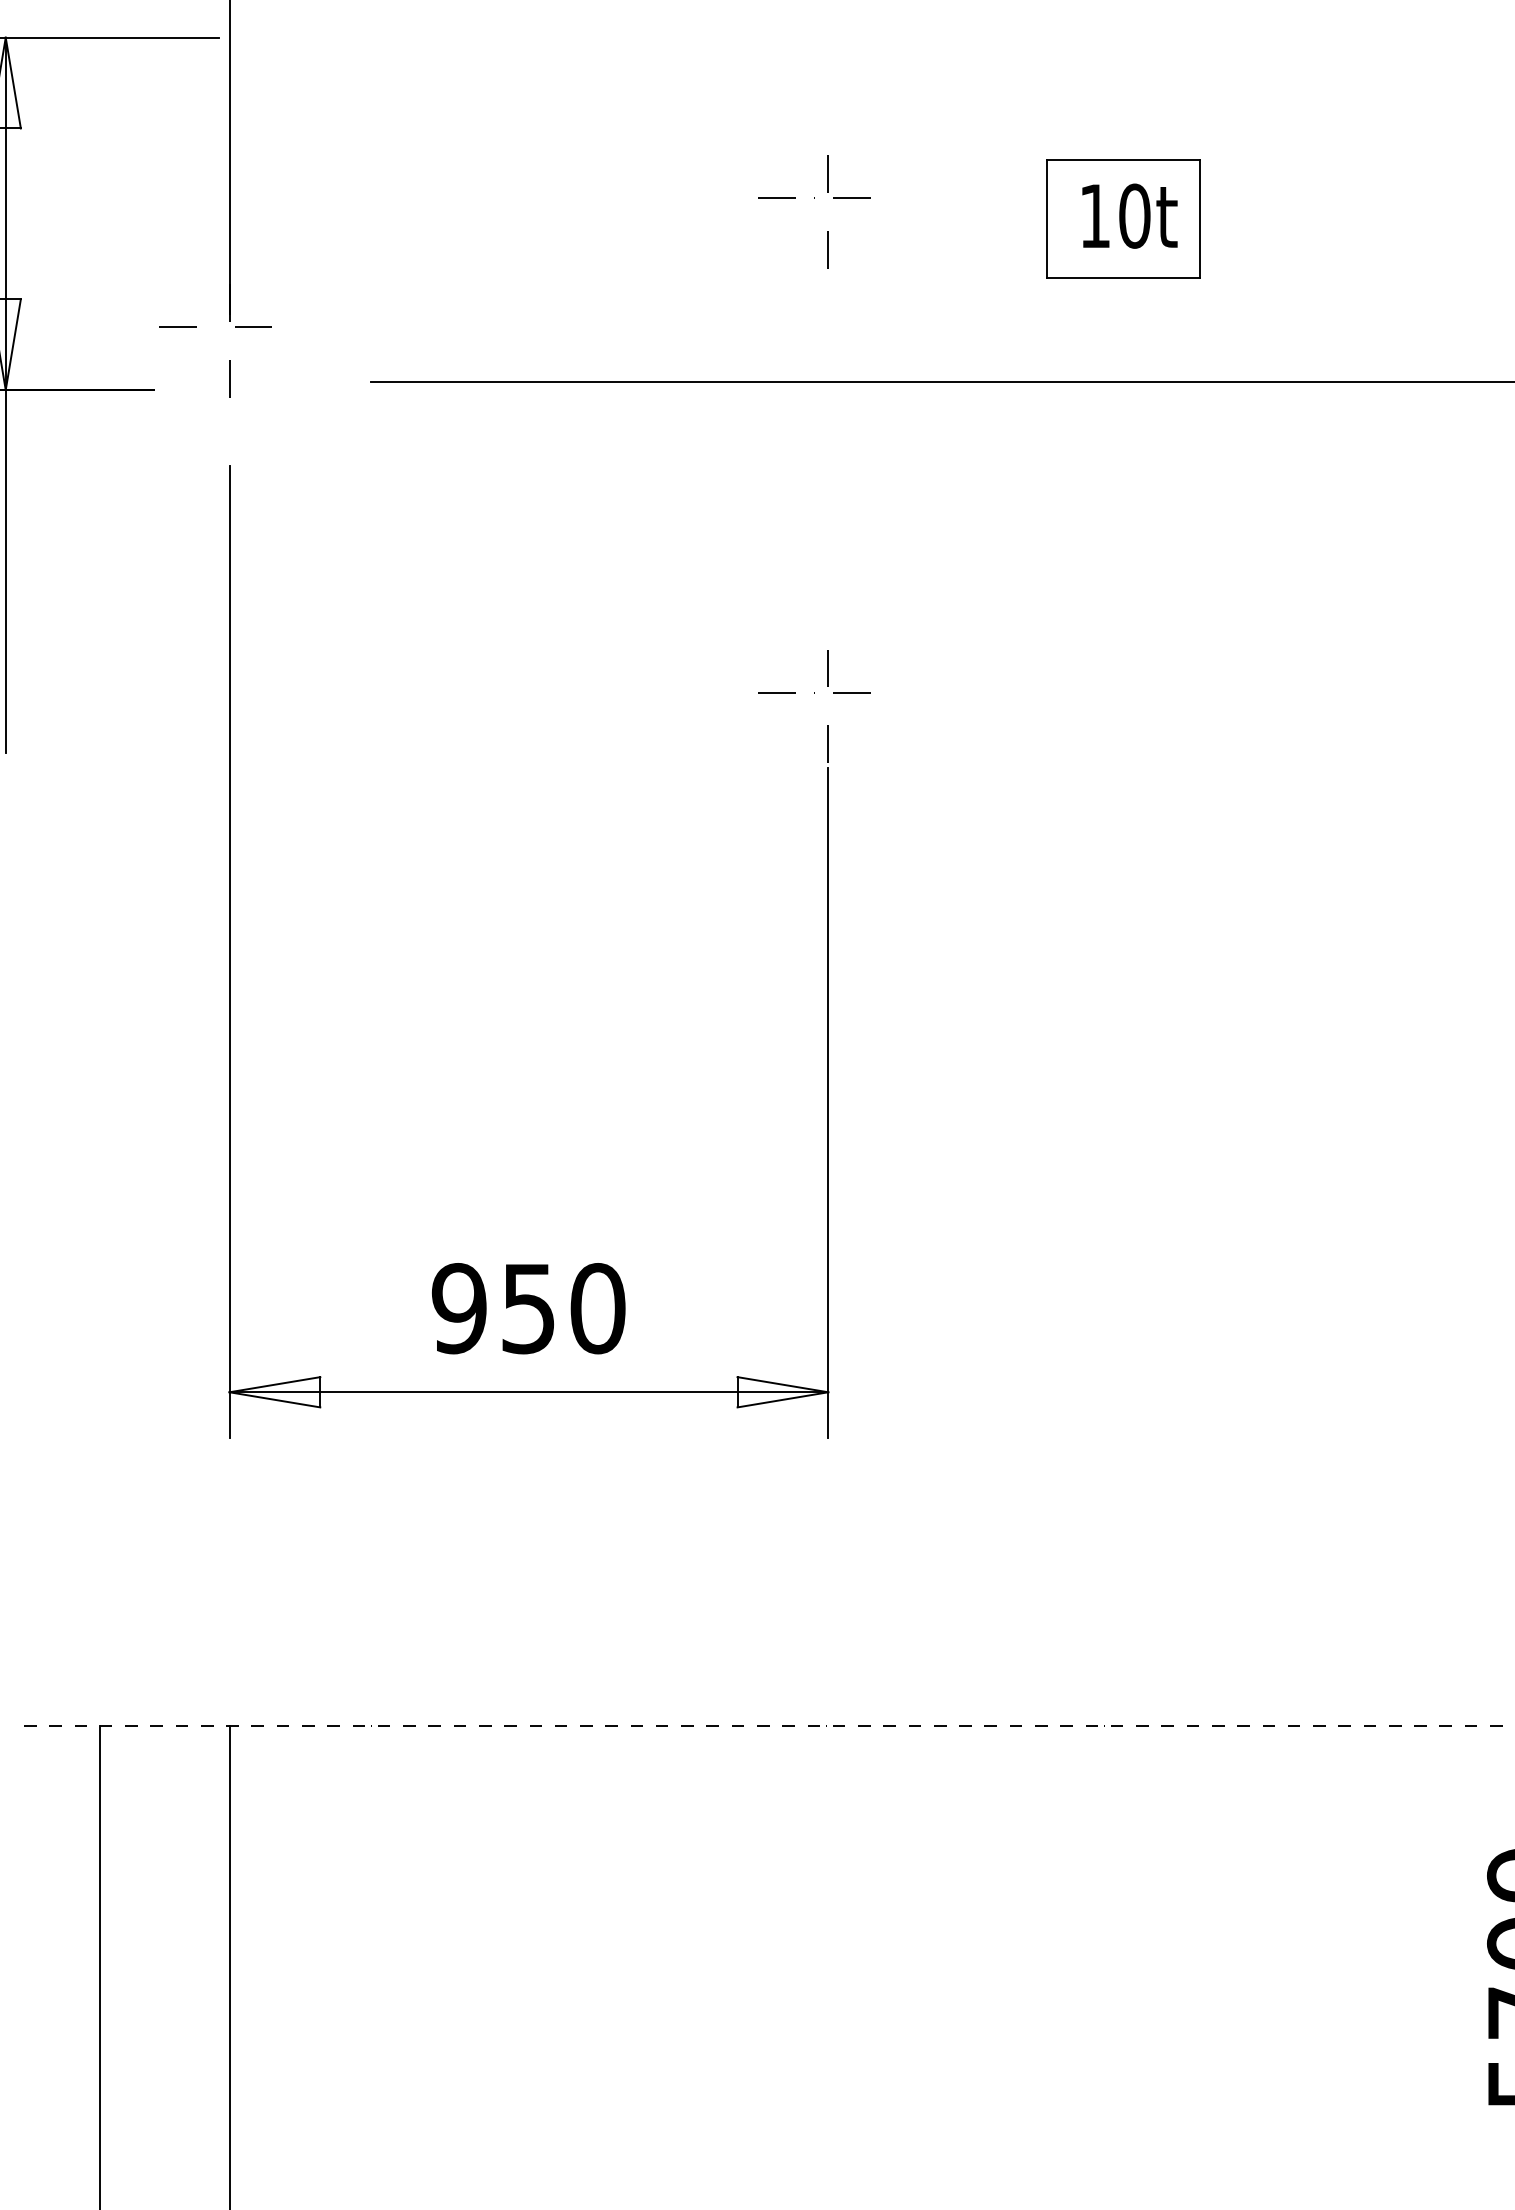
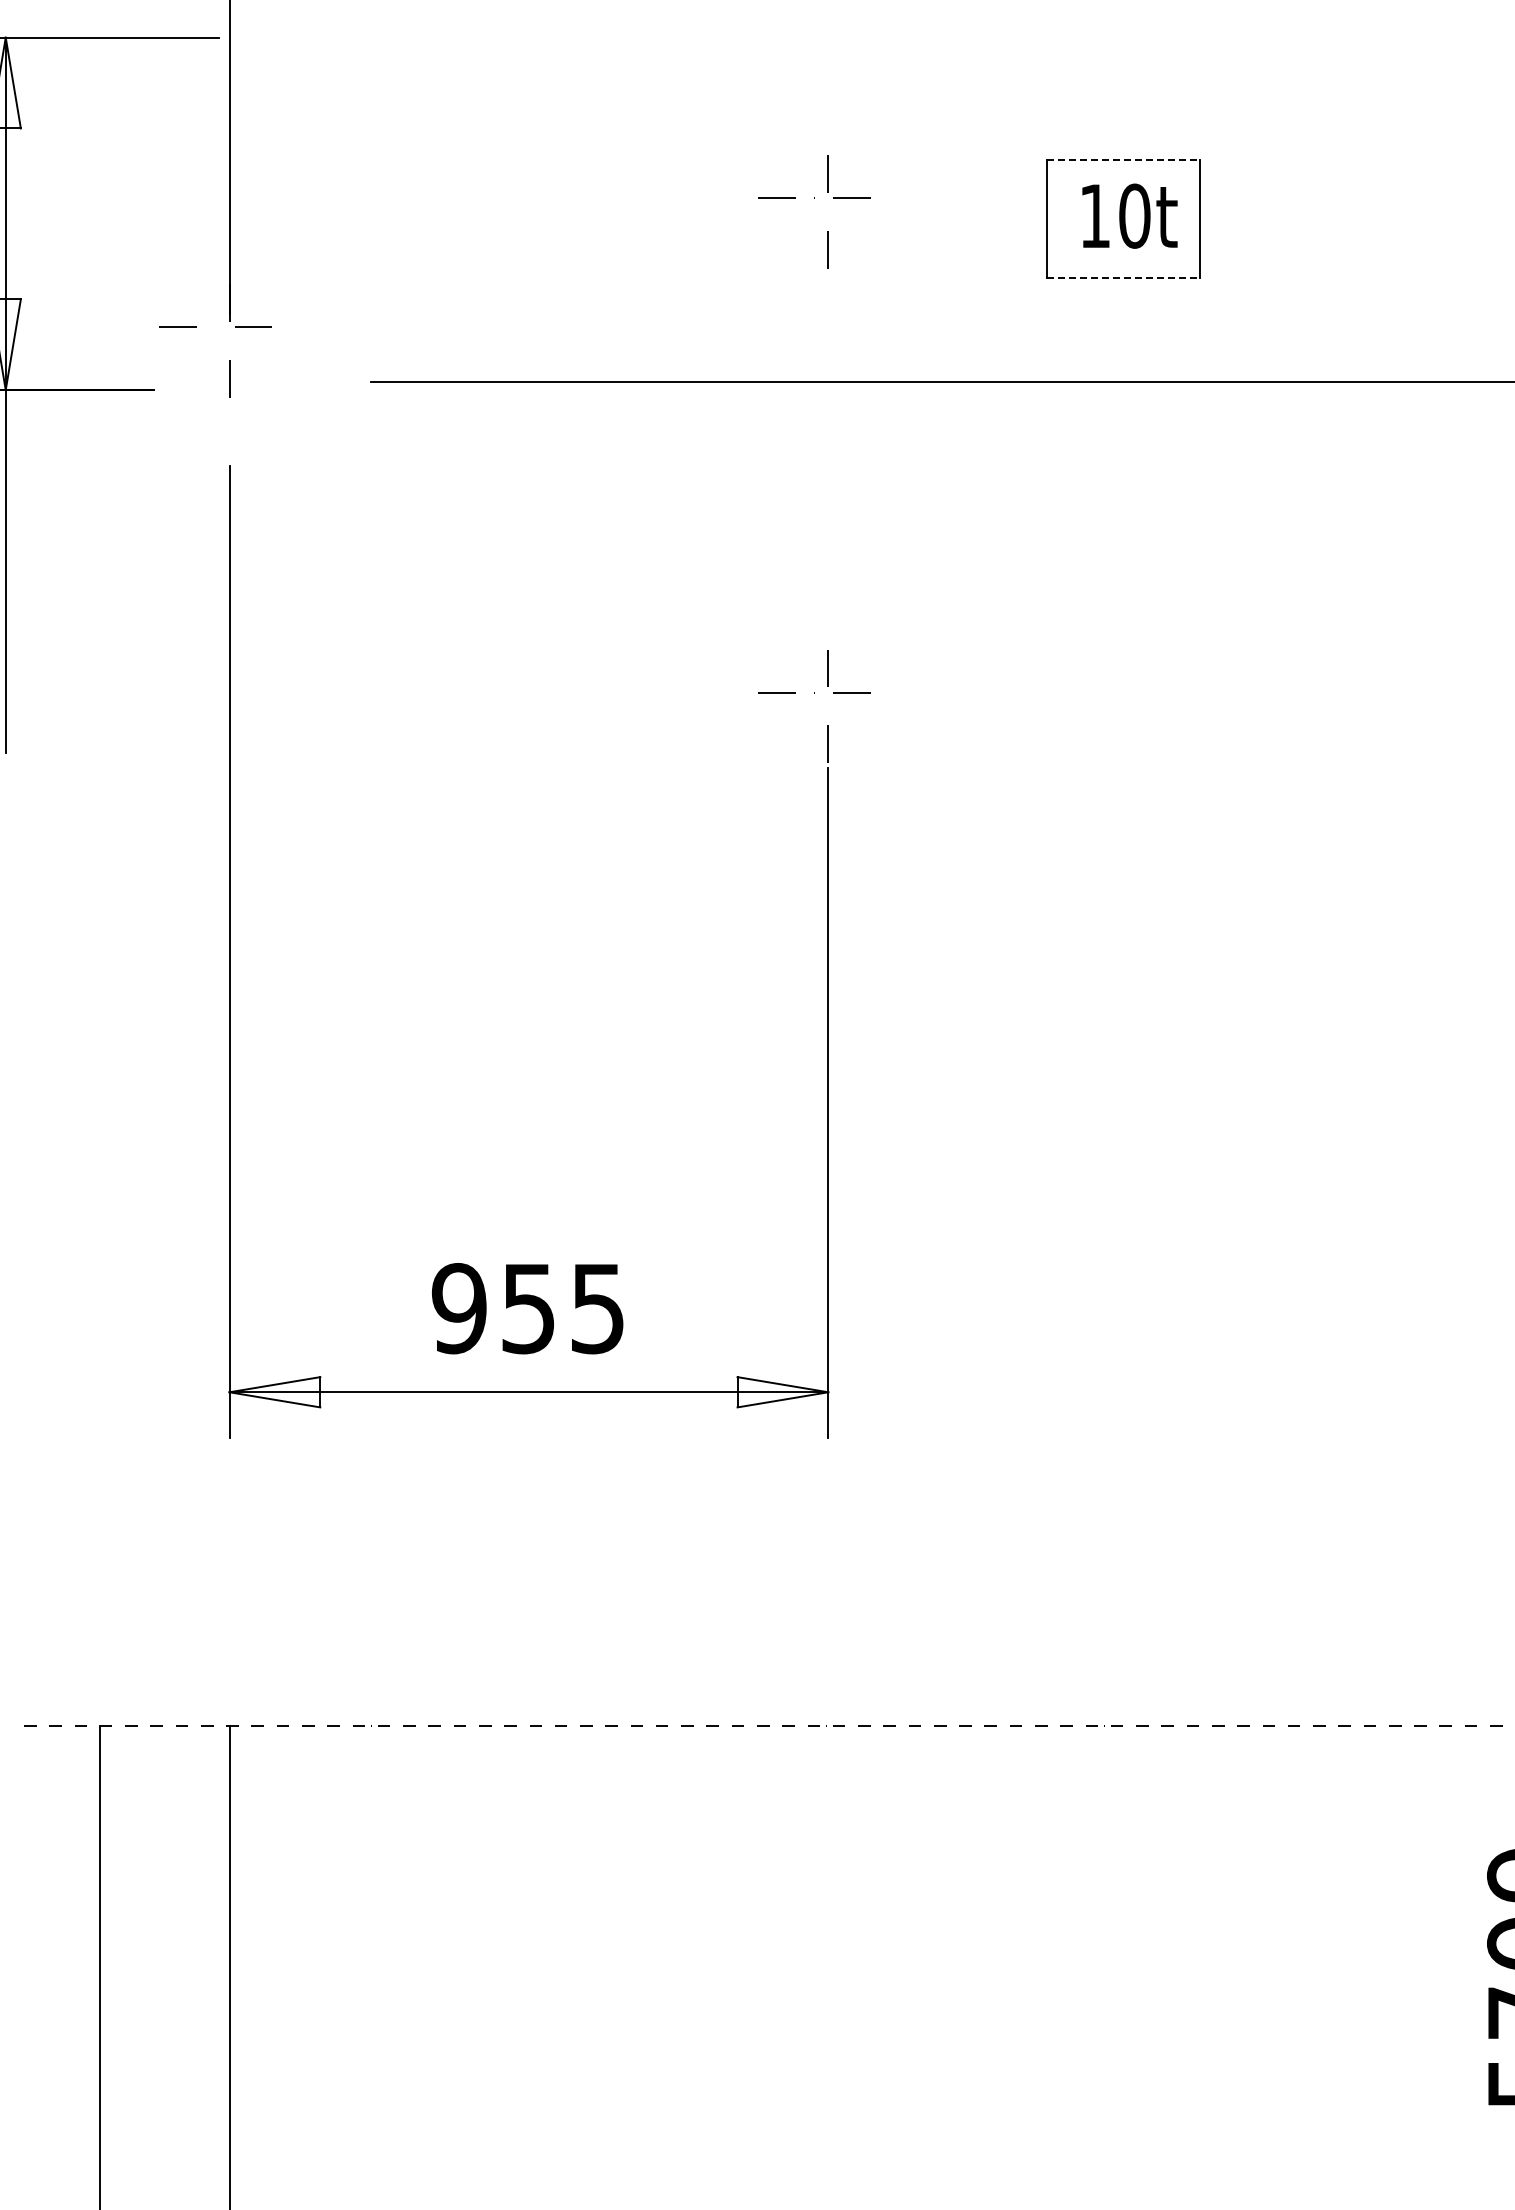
line: solid -> dashed (1124, 160)
line: solid -> dashed (1124, 278)
text: 950 -> 955 (597, 1308)
